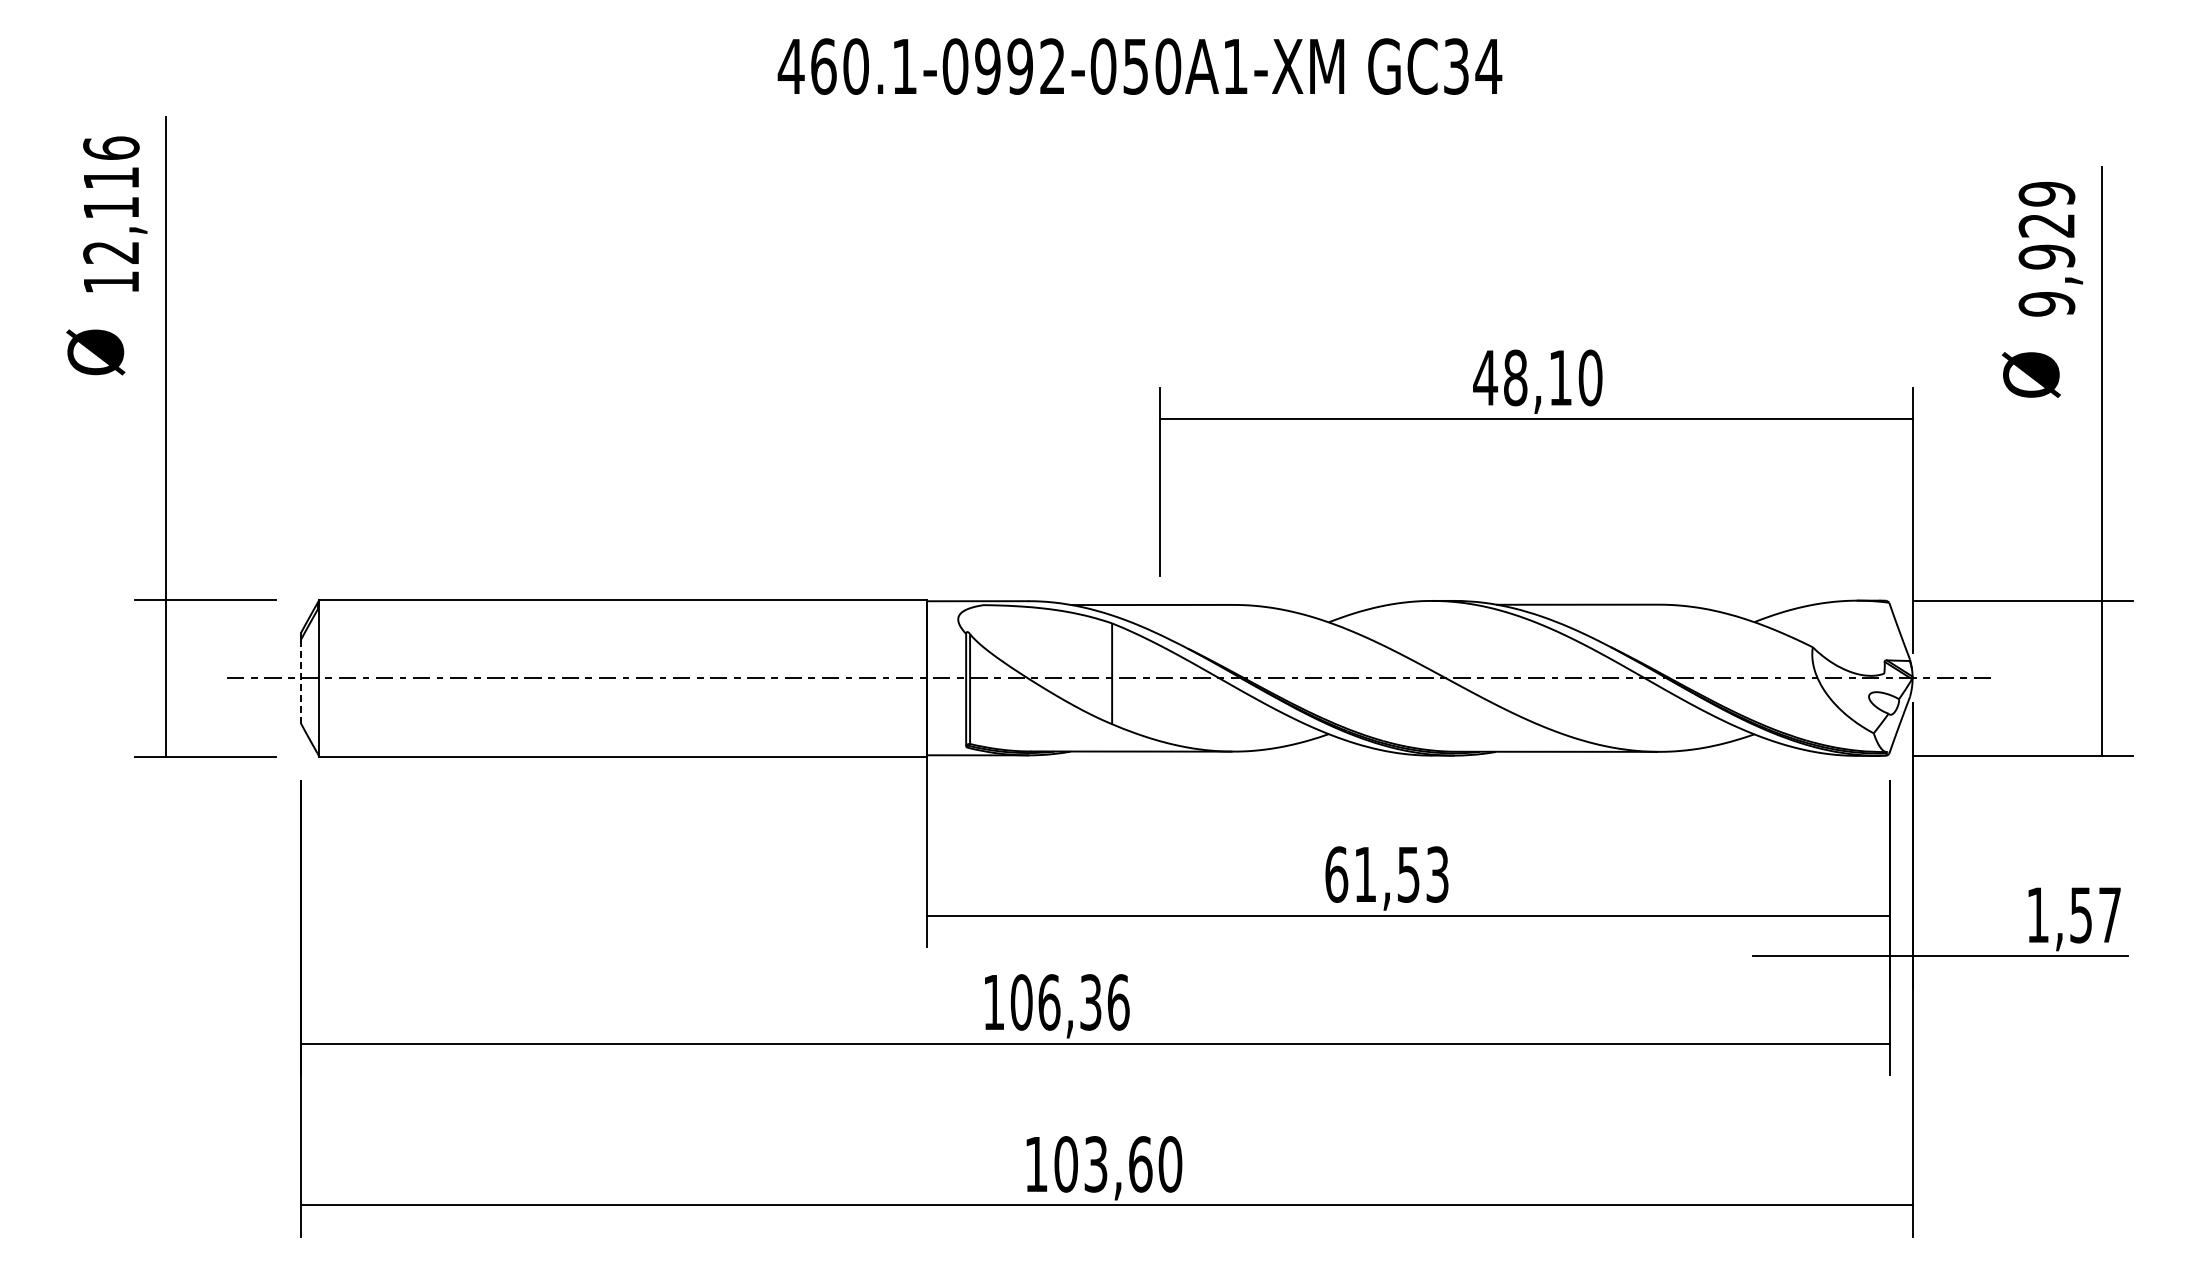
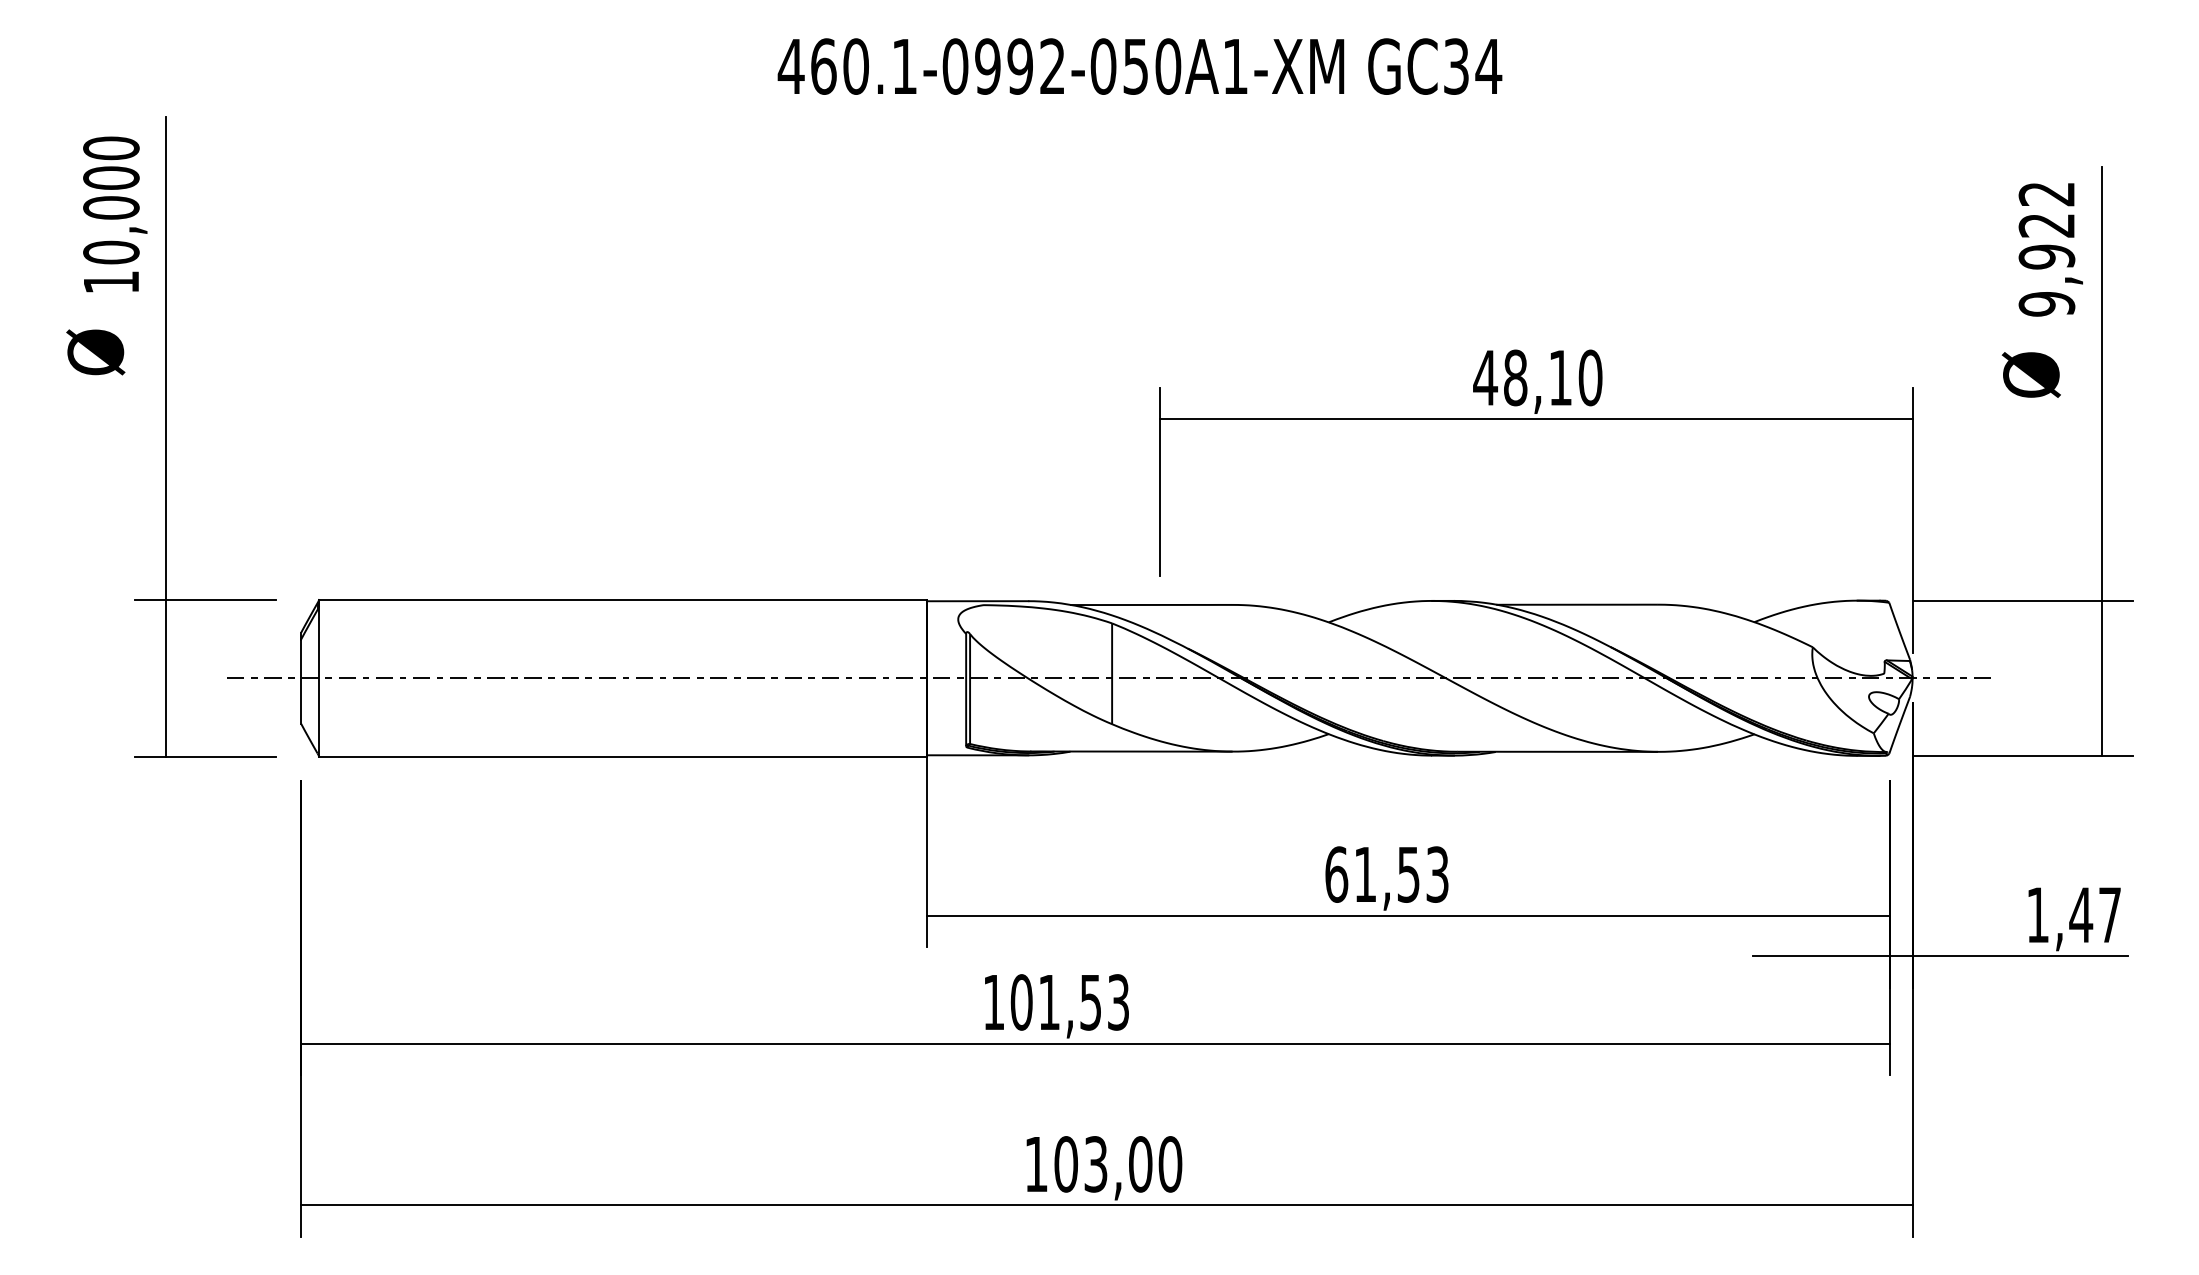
text: 9,929 -> 9,922 (2046, 193)
text: 12,116 -> 10,000 (111, 200)
line: dashed -> solid (301, 682)
text: 1,57 -> 1,47 (2081, 915)
text: 106,36 -> 101,53 (1083, 1002)
text: 103,60 -> 103,00 (1140, 1164)
